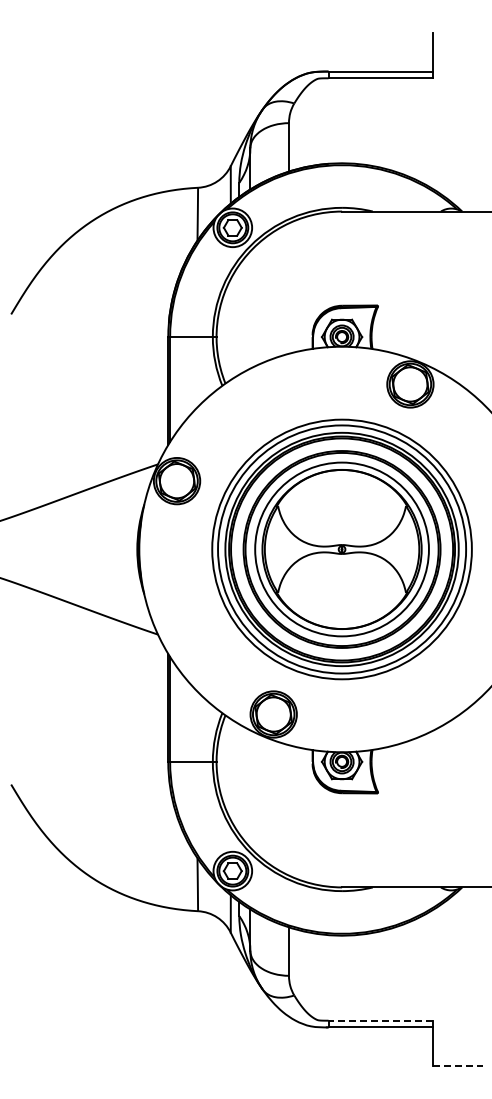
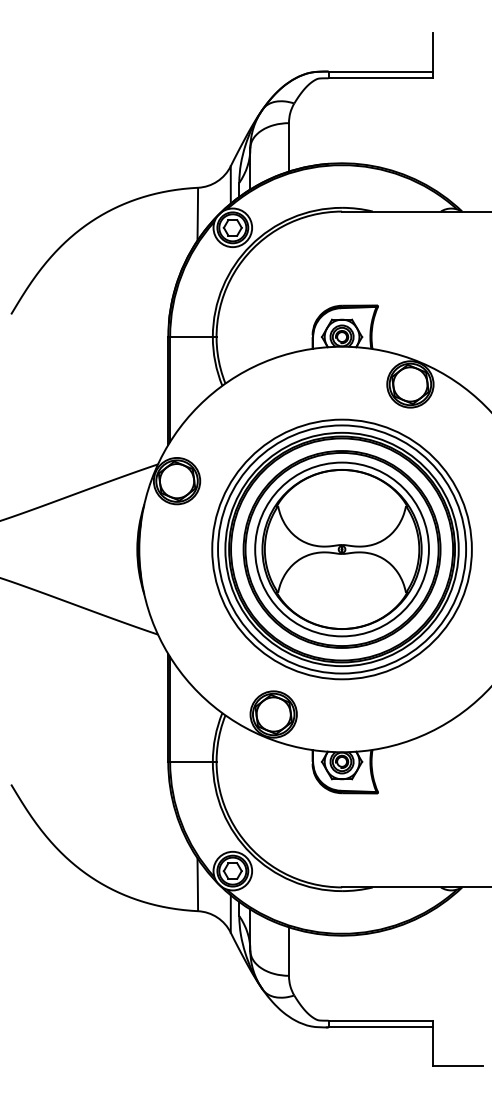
line: dashed -> solid (380, 1020)
line: dashed -> solid (458, 1066)
